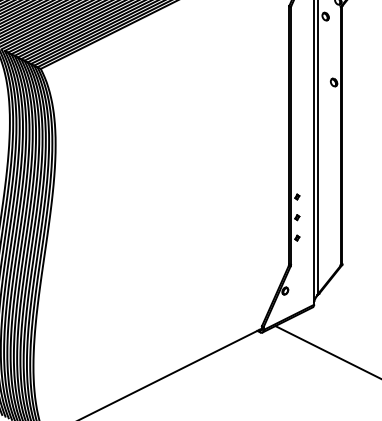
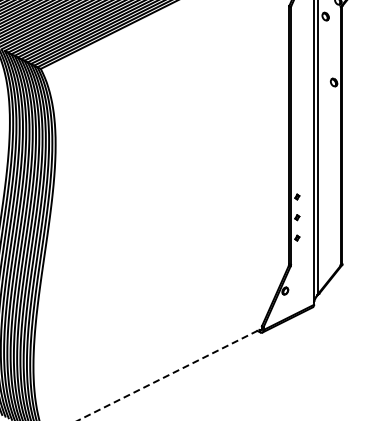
line: present -> none (326, 351)
line: solid -> dashed (170, 374)
